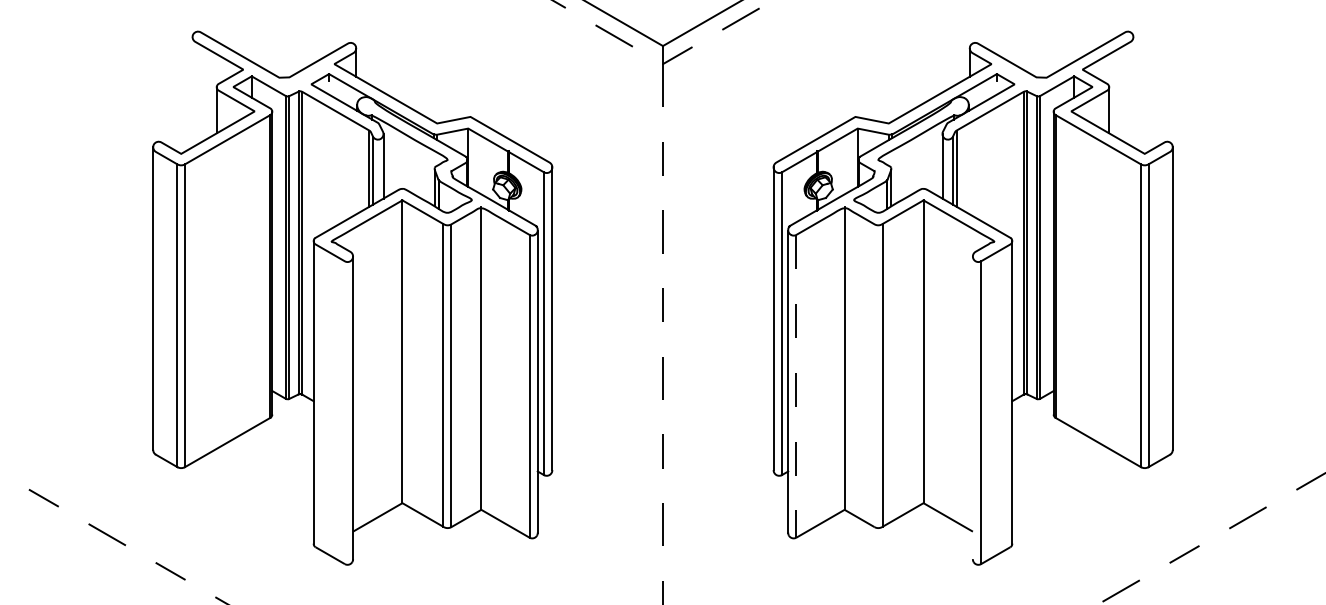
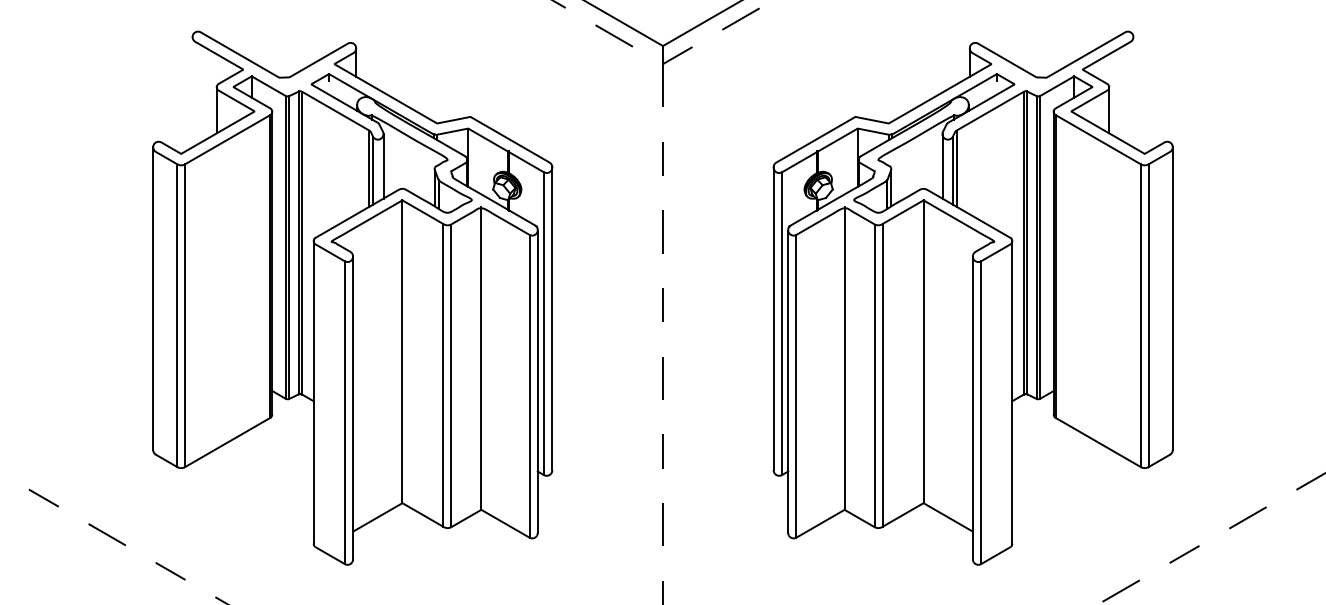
line: none -> present (874, 375)
line: dashed -> solid (796, 386)
line: none -> present (972, 407)
line: none -> present (344, 412)
